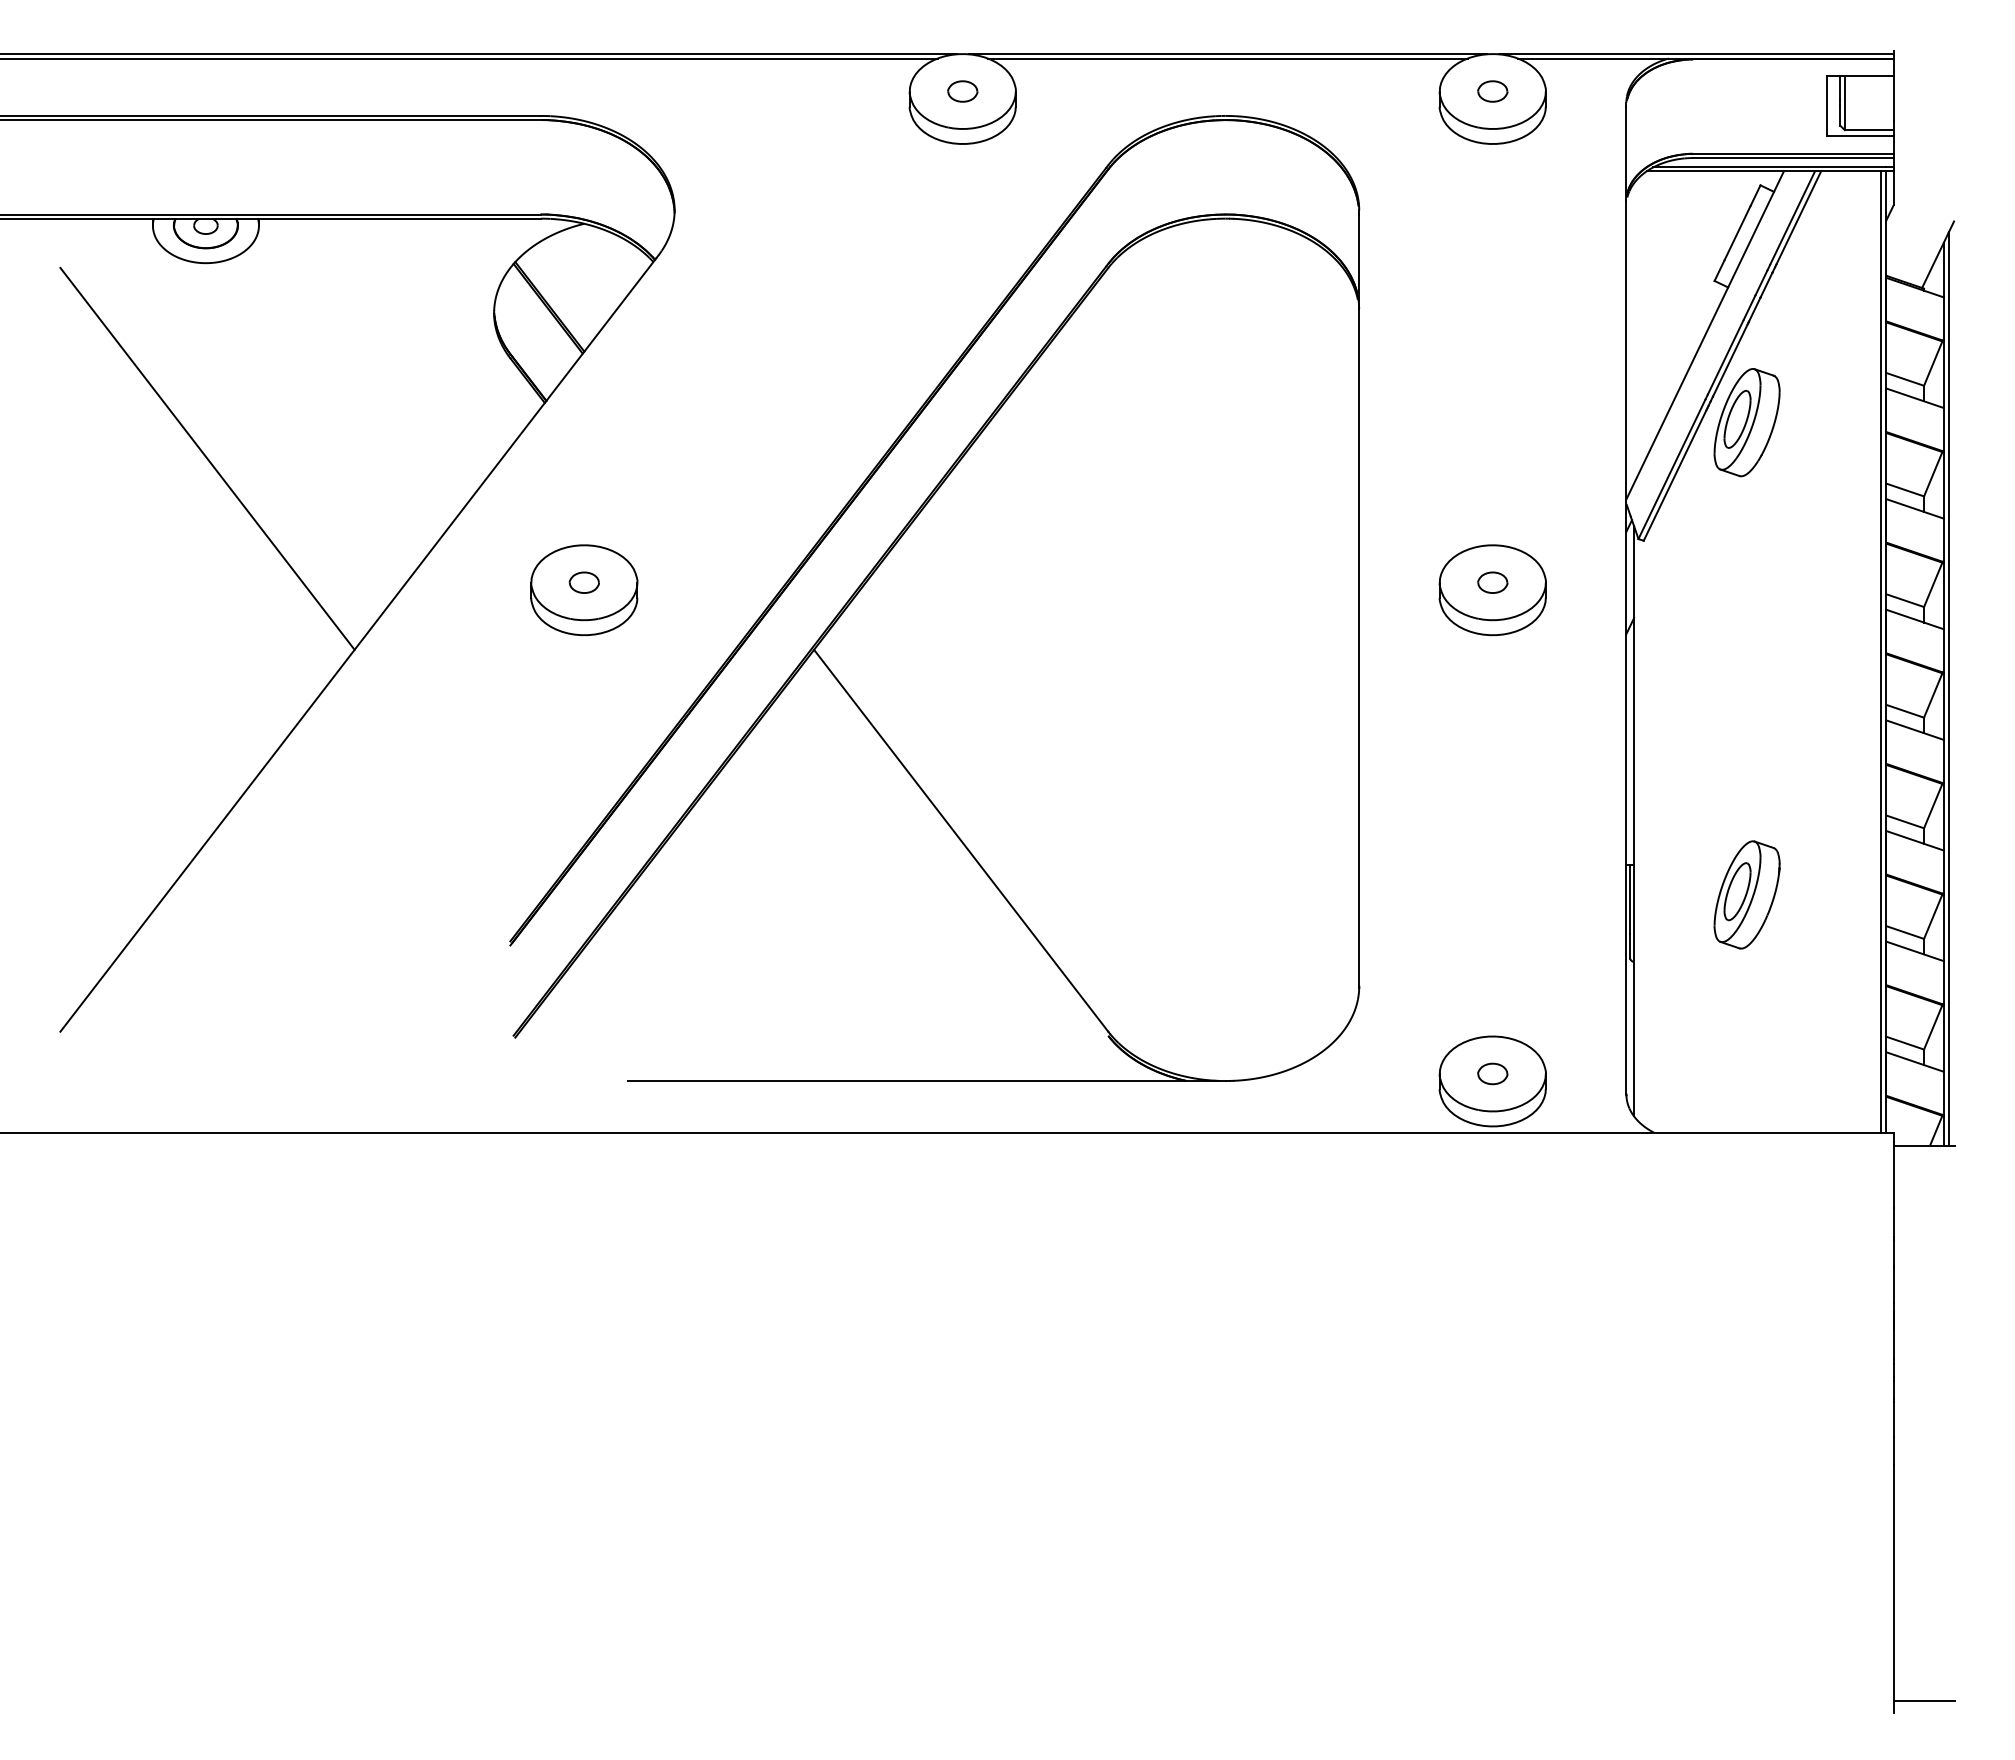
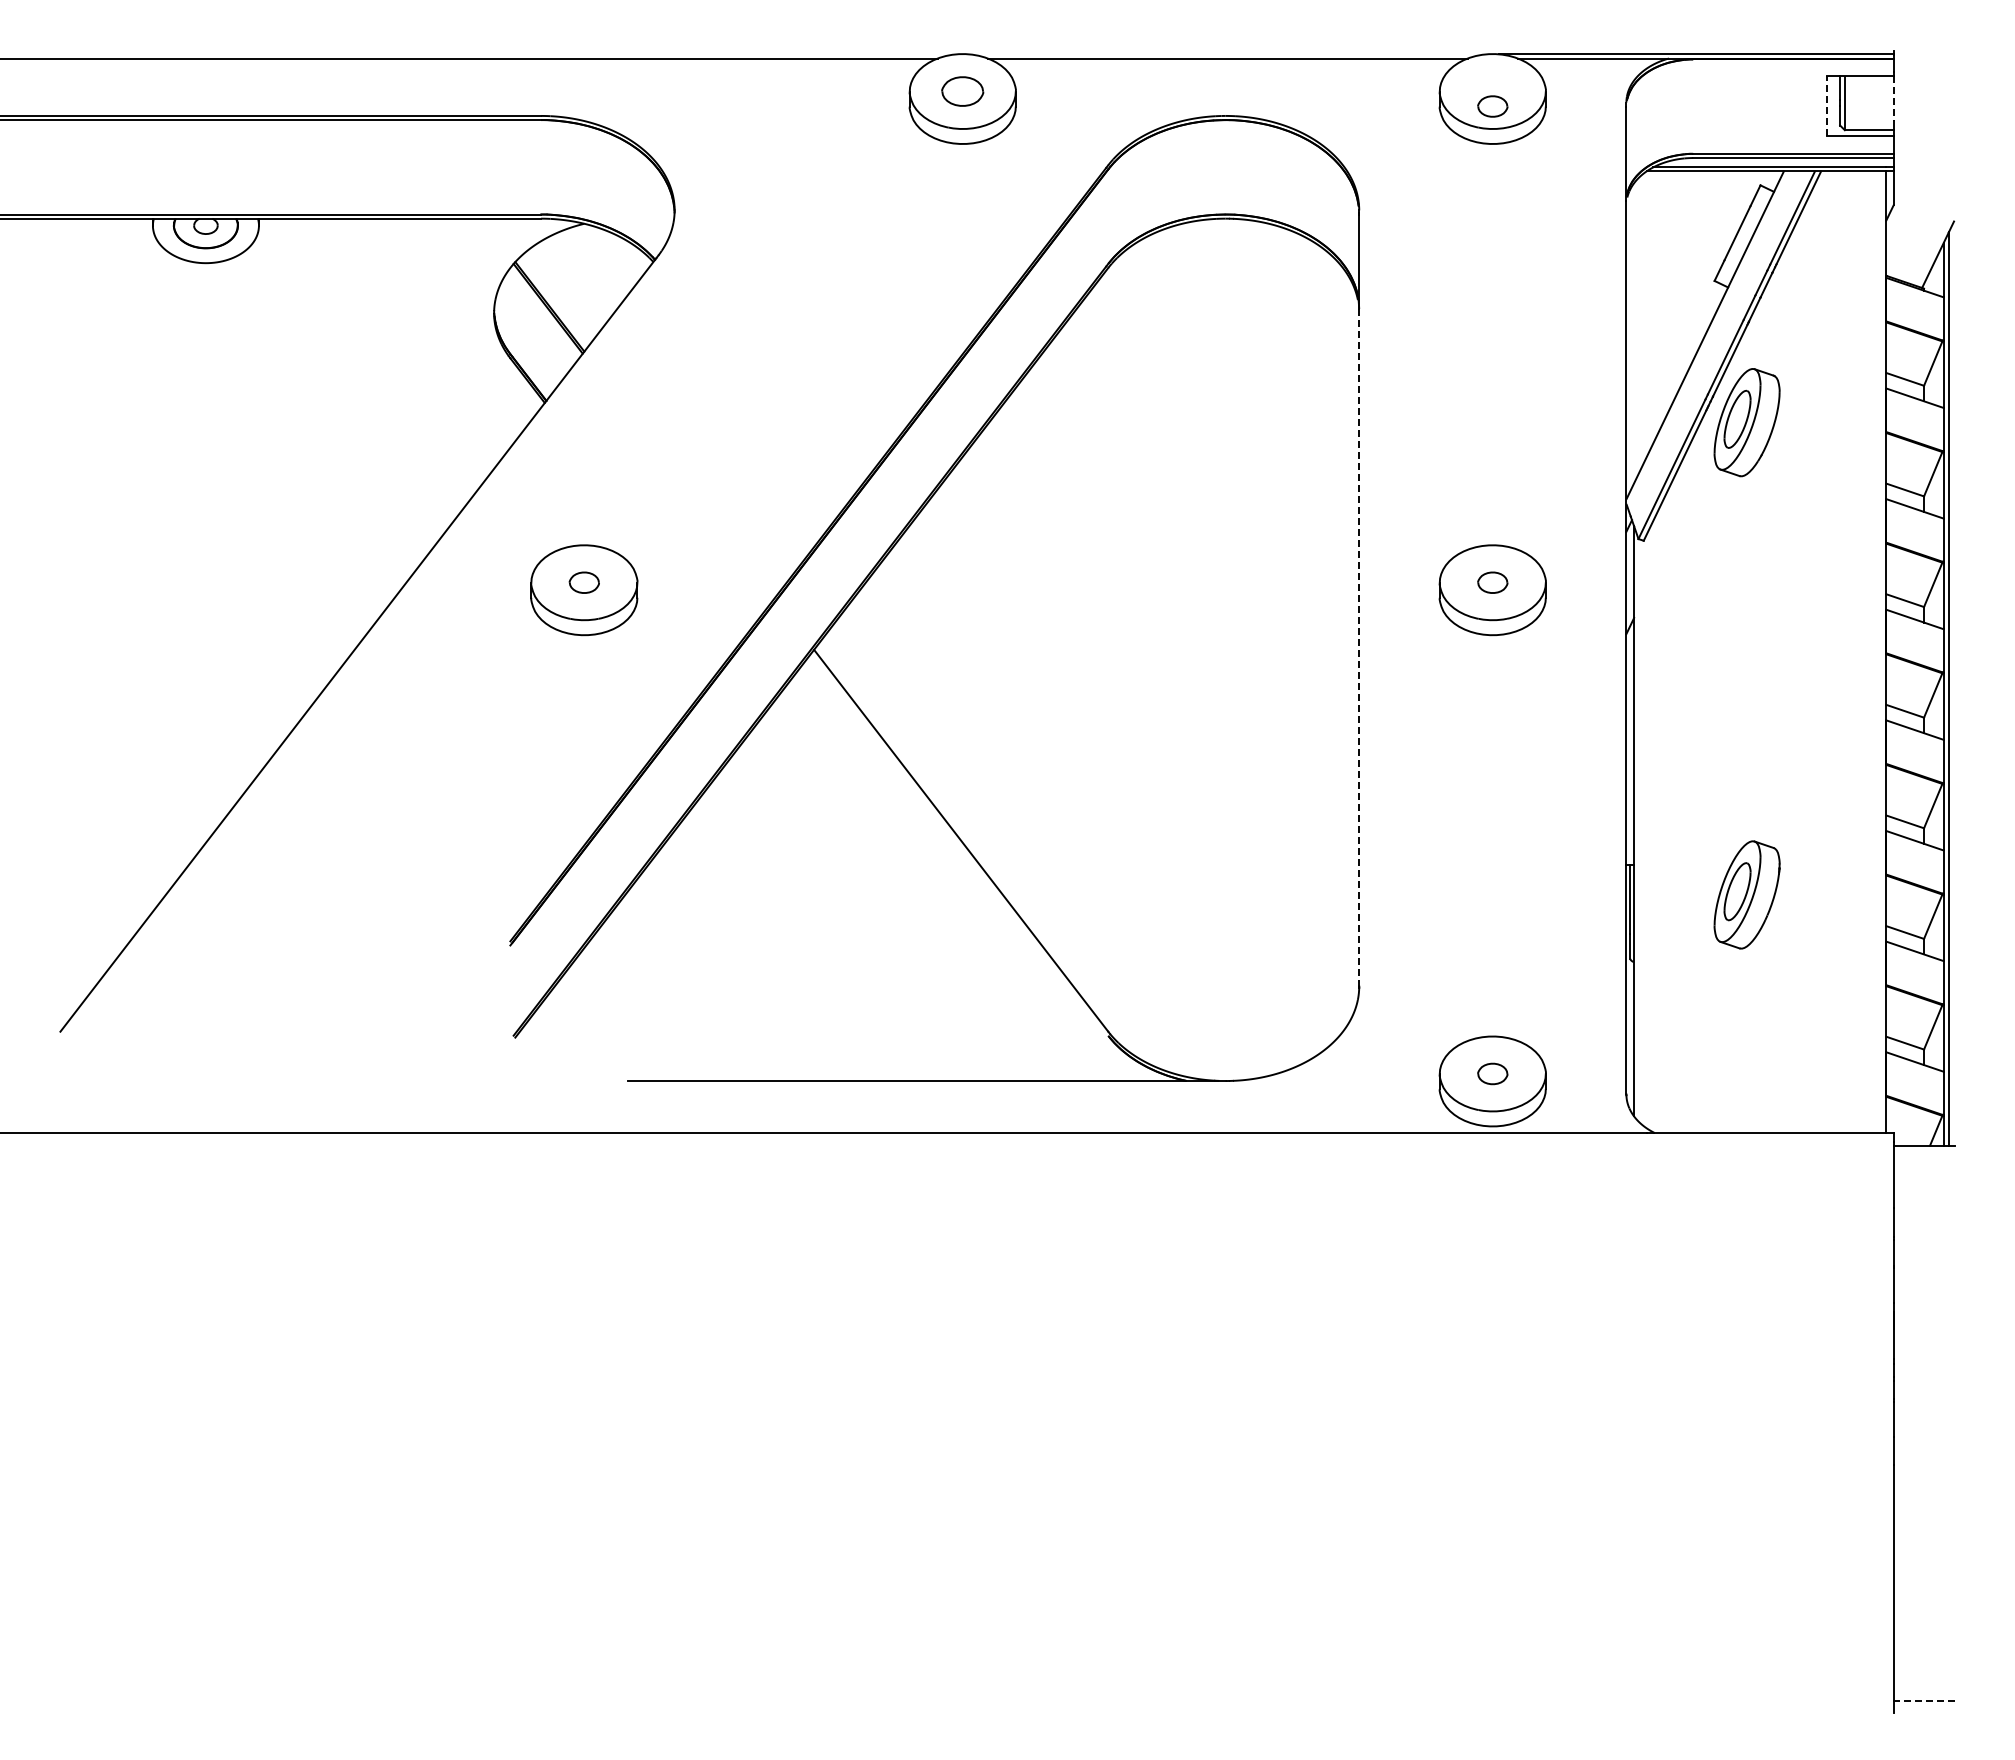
line: present -> none (479, 54)
line: present -> none (1227, 54)
part size: 32x23 px -> 44x31 px (962, 91)
part position: (1492, 91) -> (1492, 106) (1492, 106)
line: solid -> dashed (1893, 98)
line: solid -> dashed (1826, 105)
line: present -> none (207, 458)
line: solid -> dashed (1359, 647)
line: present -> none (1881, 651)
line: solid -> dashed (1924, 1701)
